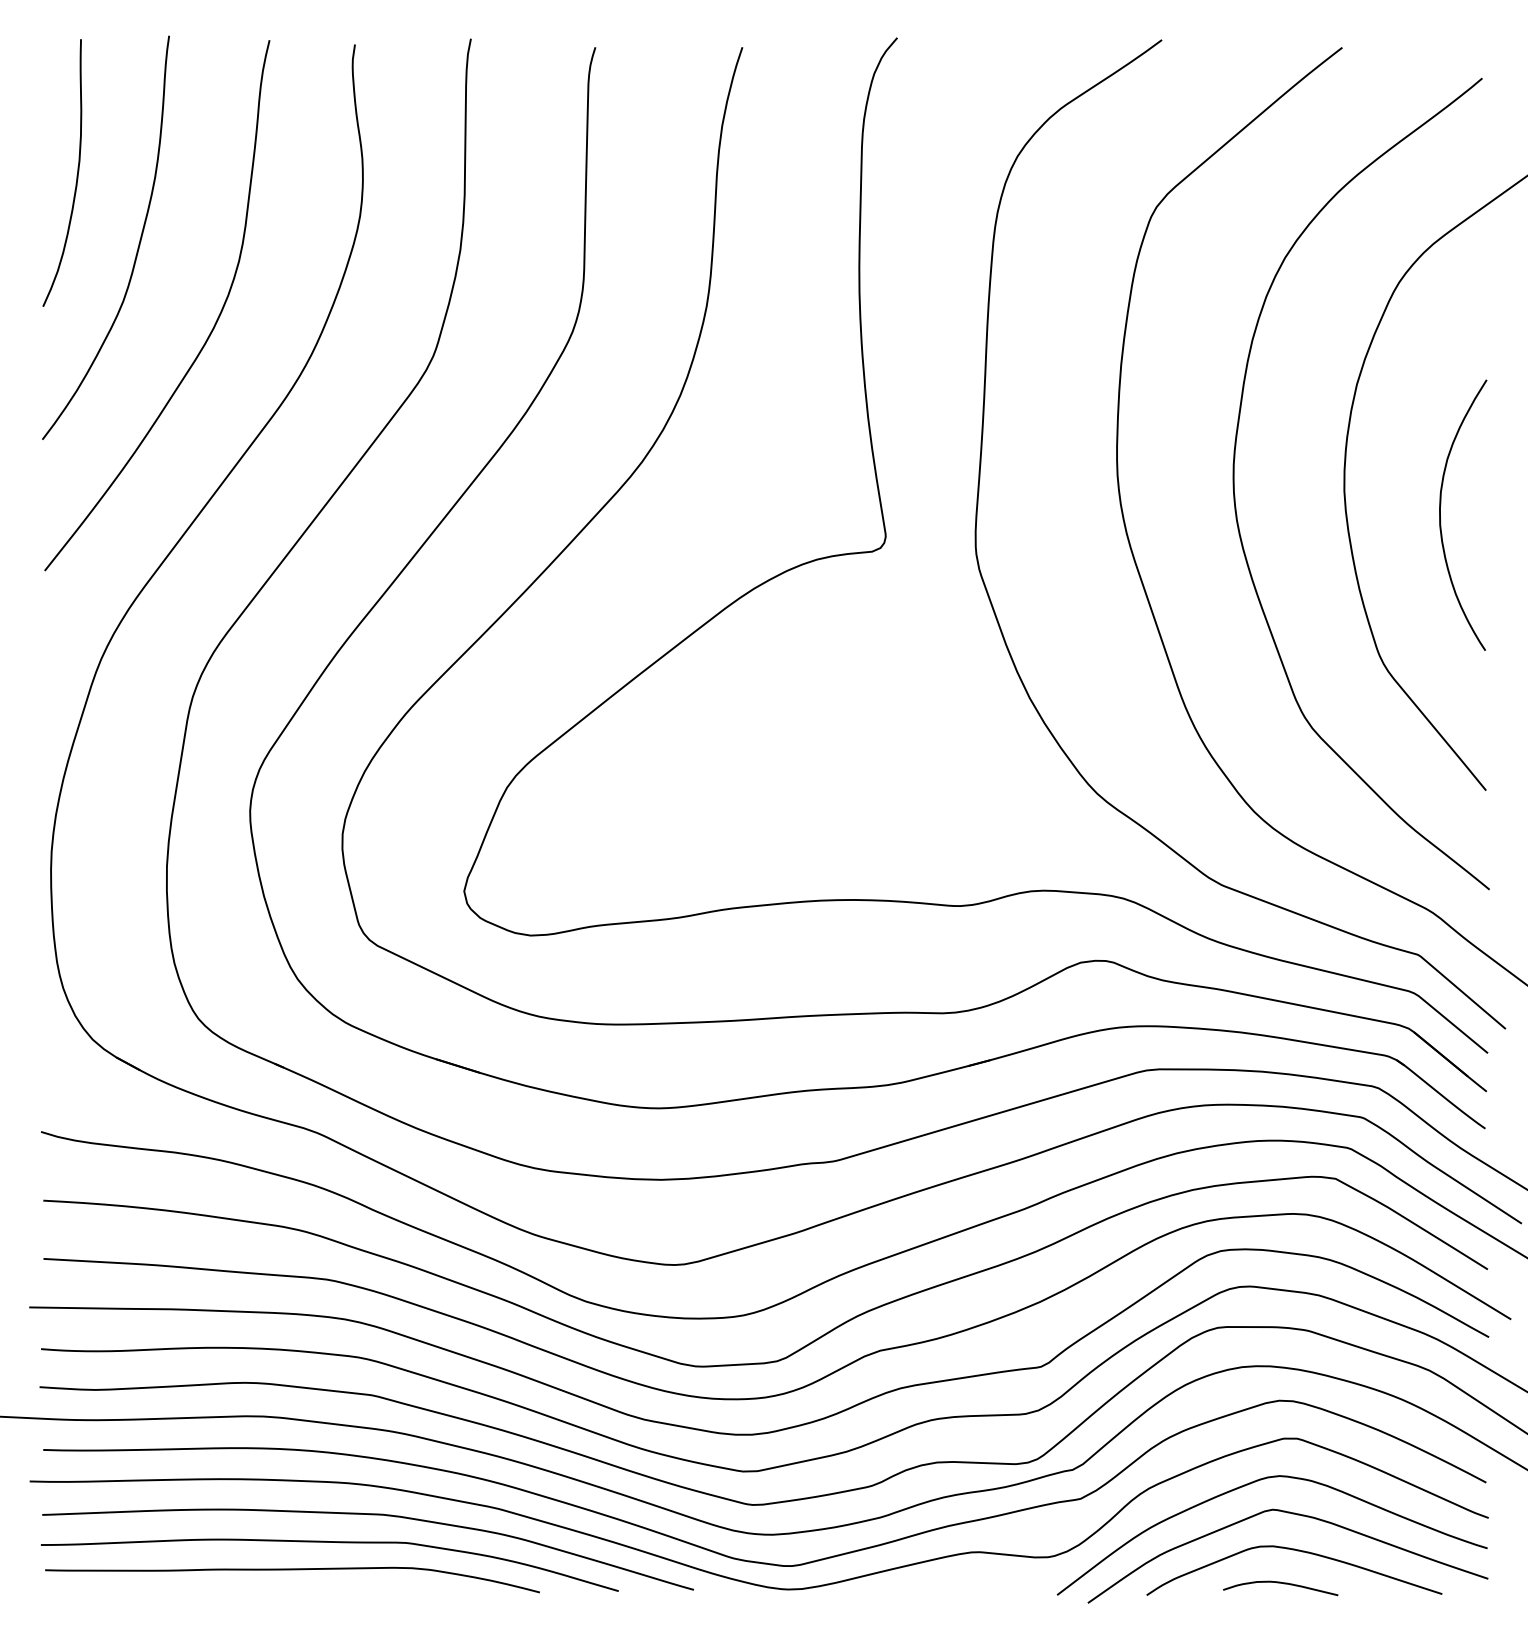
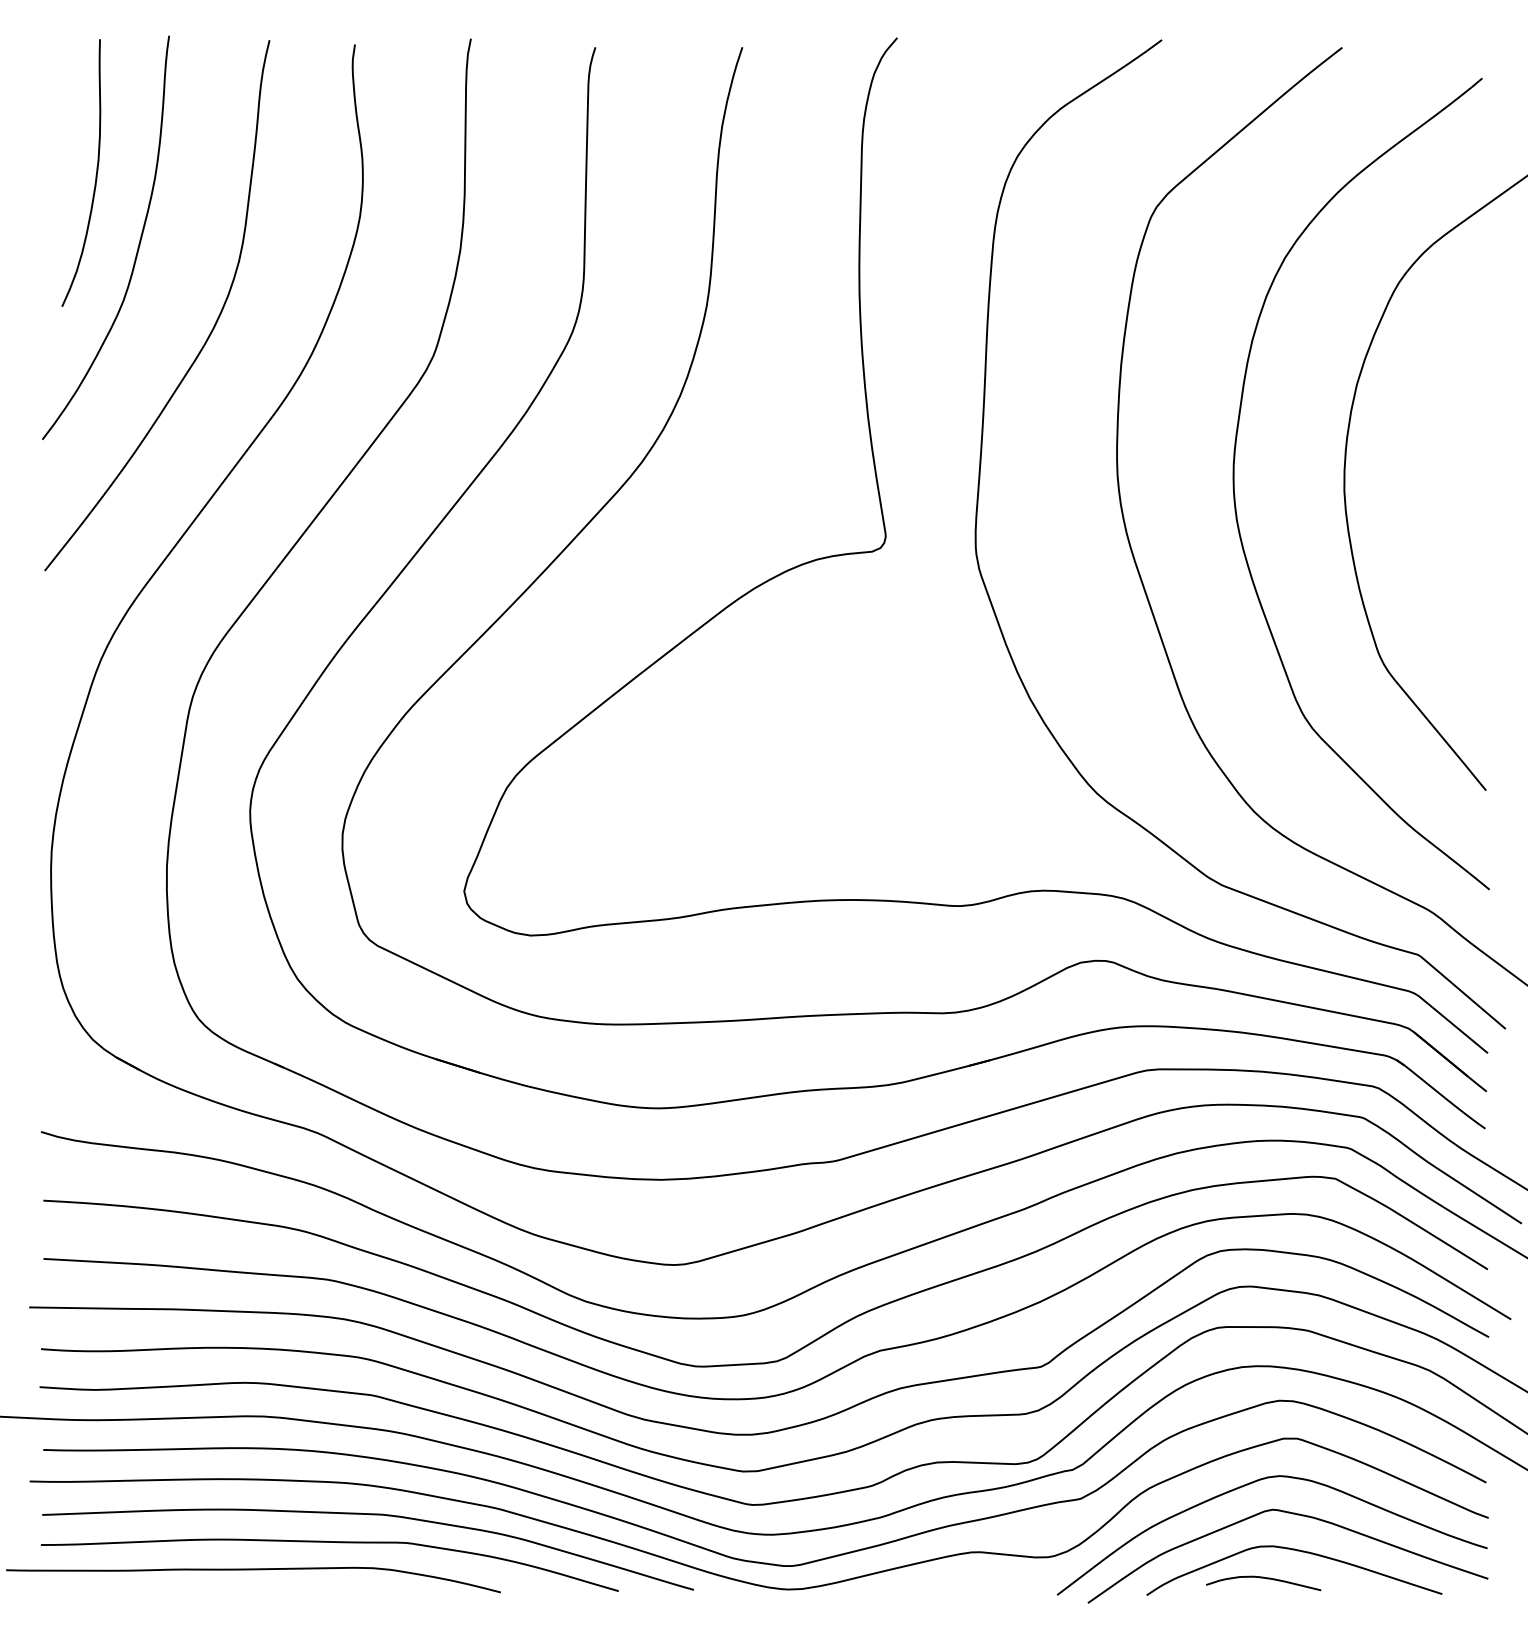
curve position: (76, 175) -> (95, 175) (95, 175)
curve: present -> none (1440, 514)
curve position: (292, 1570) -> (253, 1570) (253, 1570)
curve position: (1280, 1583) -> (1263, 1578) (1263, 1578)
